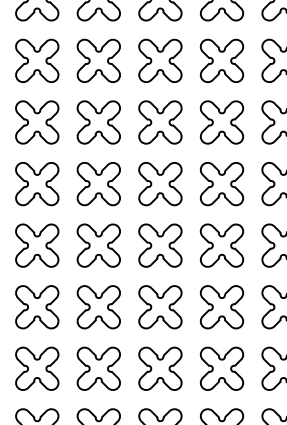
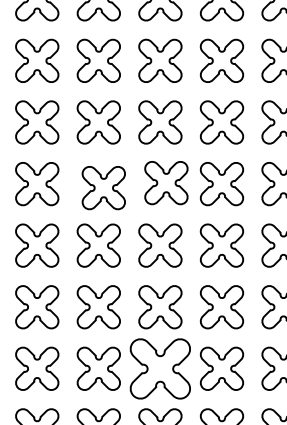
part position: (98, 184) -> (103, 188) (103, 188)
part position: (160, 184) -> (166, 183) (166, 183)
part size: 45x45 px -> 62x62 px (159, 368)
